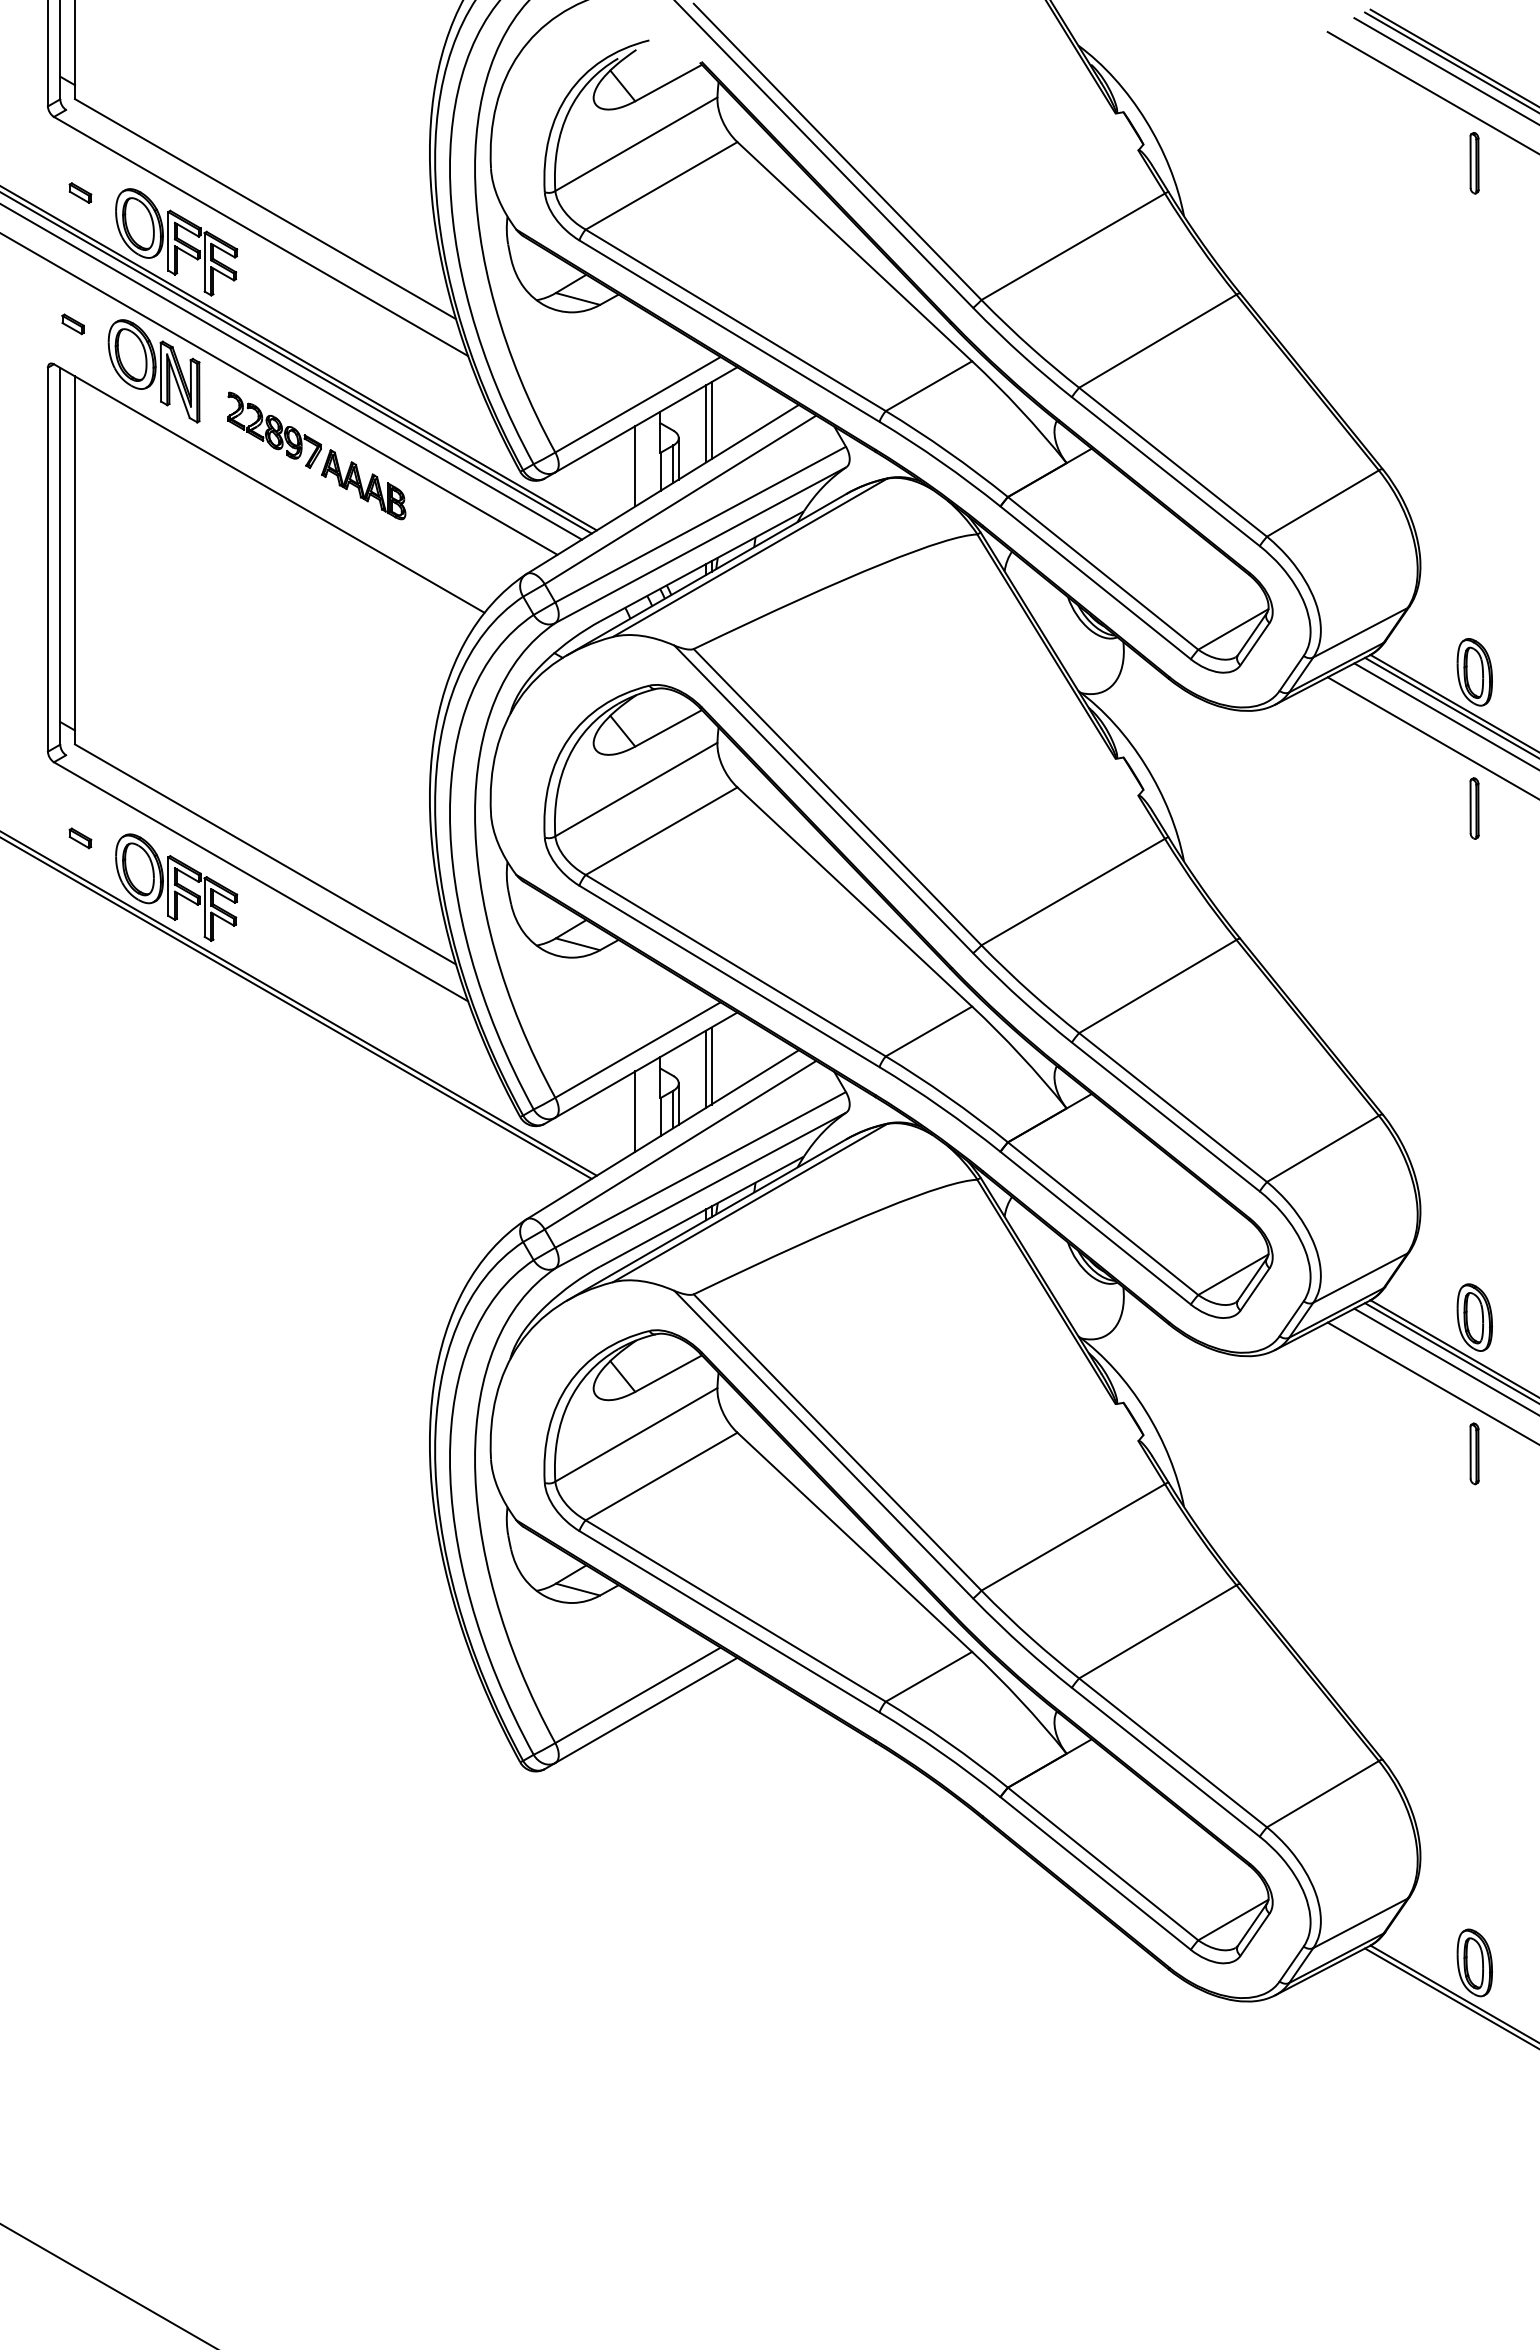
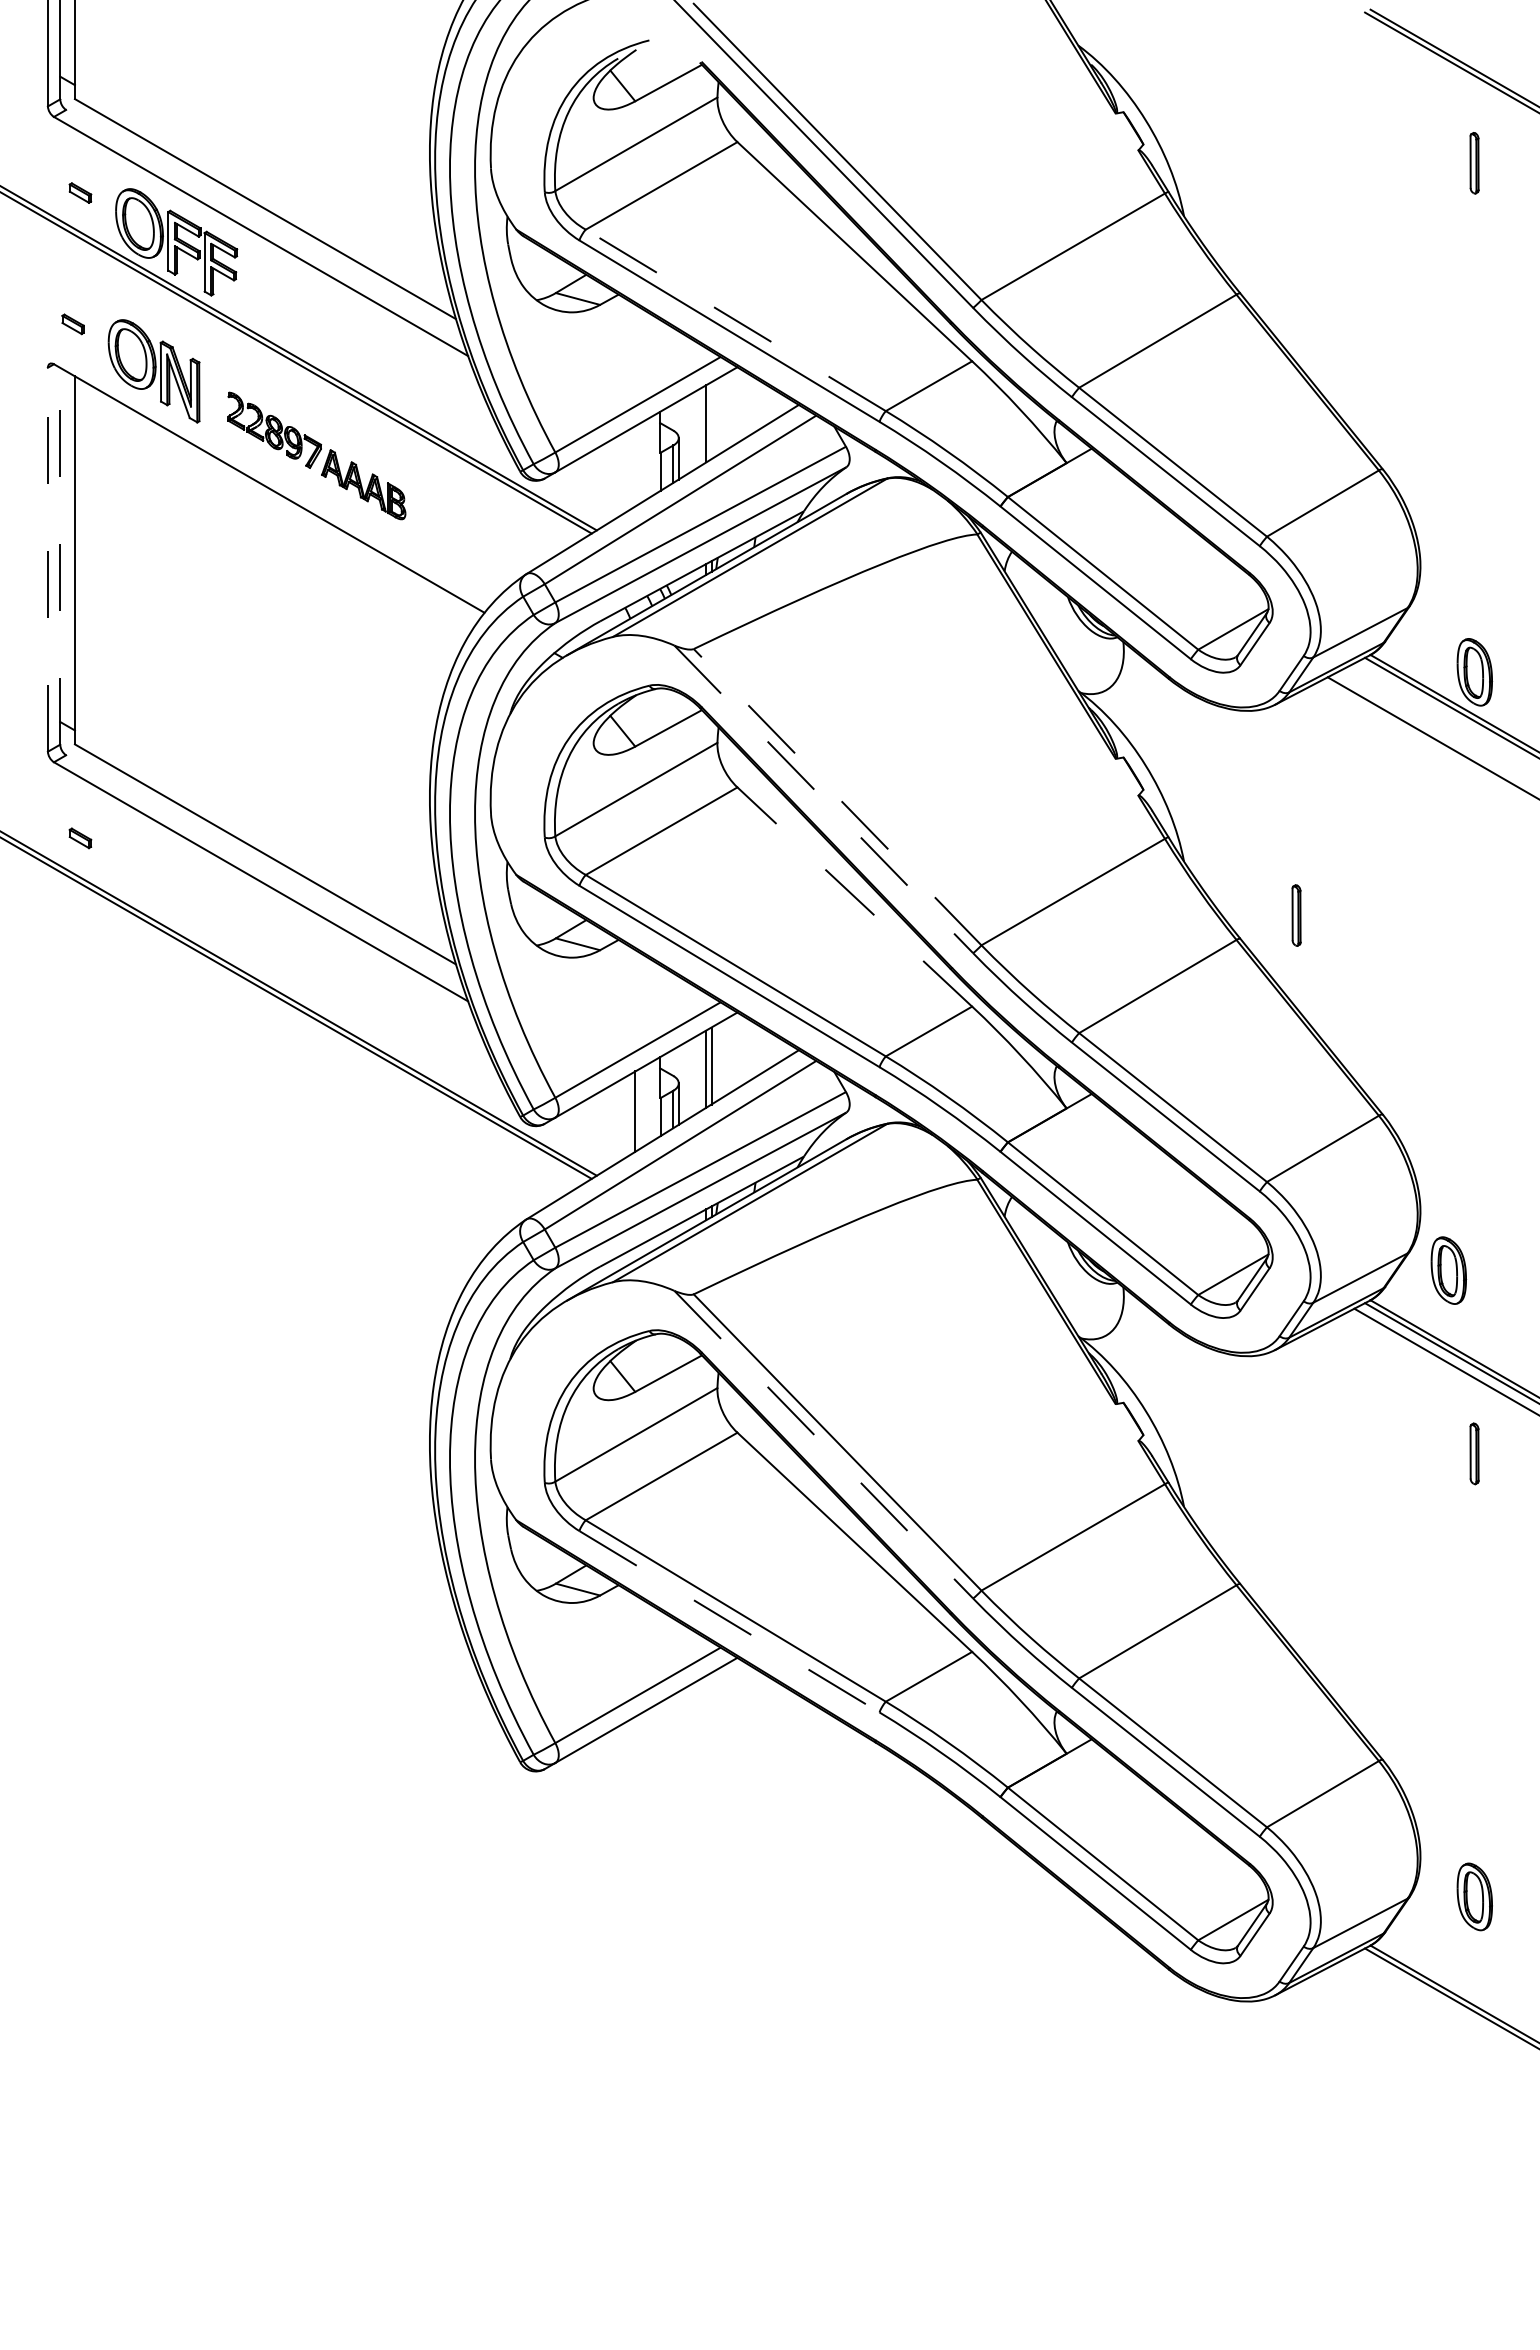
line: present -> none (1445, 70)
line: present -> none (1431, 92)
line: solid -> dashed (735, 320)
line: present -> none (291, 372)
line: present -> none (279, 394)
line: present -> none (711, 420)
line: present -> none (635, 466)
line: solid -> dashed (60, 555)
line: solid -> dashed (47, 559)
line: present -> none (1445, 715)
line: solid -> dashed (837, 797)
line: solid -> dashed (824, 799)
part position: (1474, 808) -> (1296, 915) (1296, 915)
part: present -> none (176, 887)
line: solid -> dashed (854, 897)
part position: (1474, 1317) -> (1448, 1270) (1448, 1270)
line: present -> none (1431, 1382)
line: solid -> dashed (824, 1445)
line: solid -> dashed (729, 1622)
part position: (1474, 1962) -> (1474, 1896) (1474, 1896)
line: present -> none (107, 2285)
